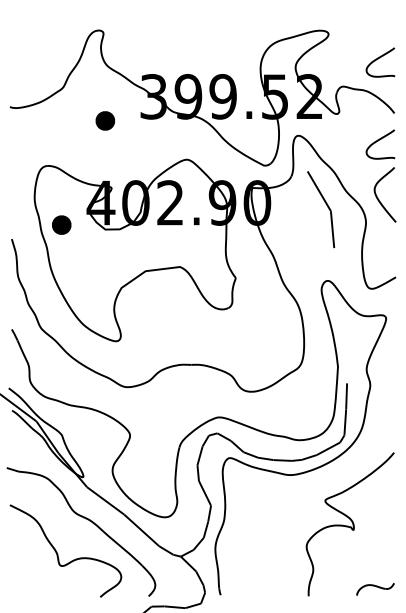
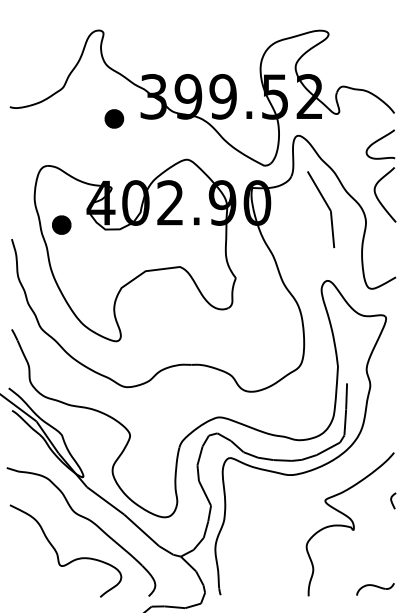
curve: present -> none (378, 59)
part position: (105, 120) -> (114, 118) (114, 118)
curve: none -> present (392, 500)
